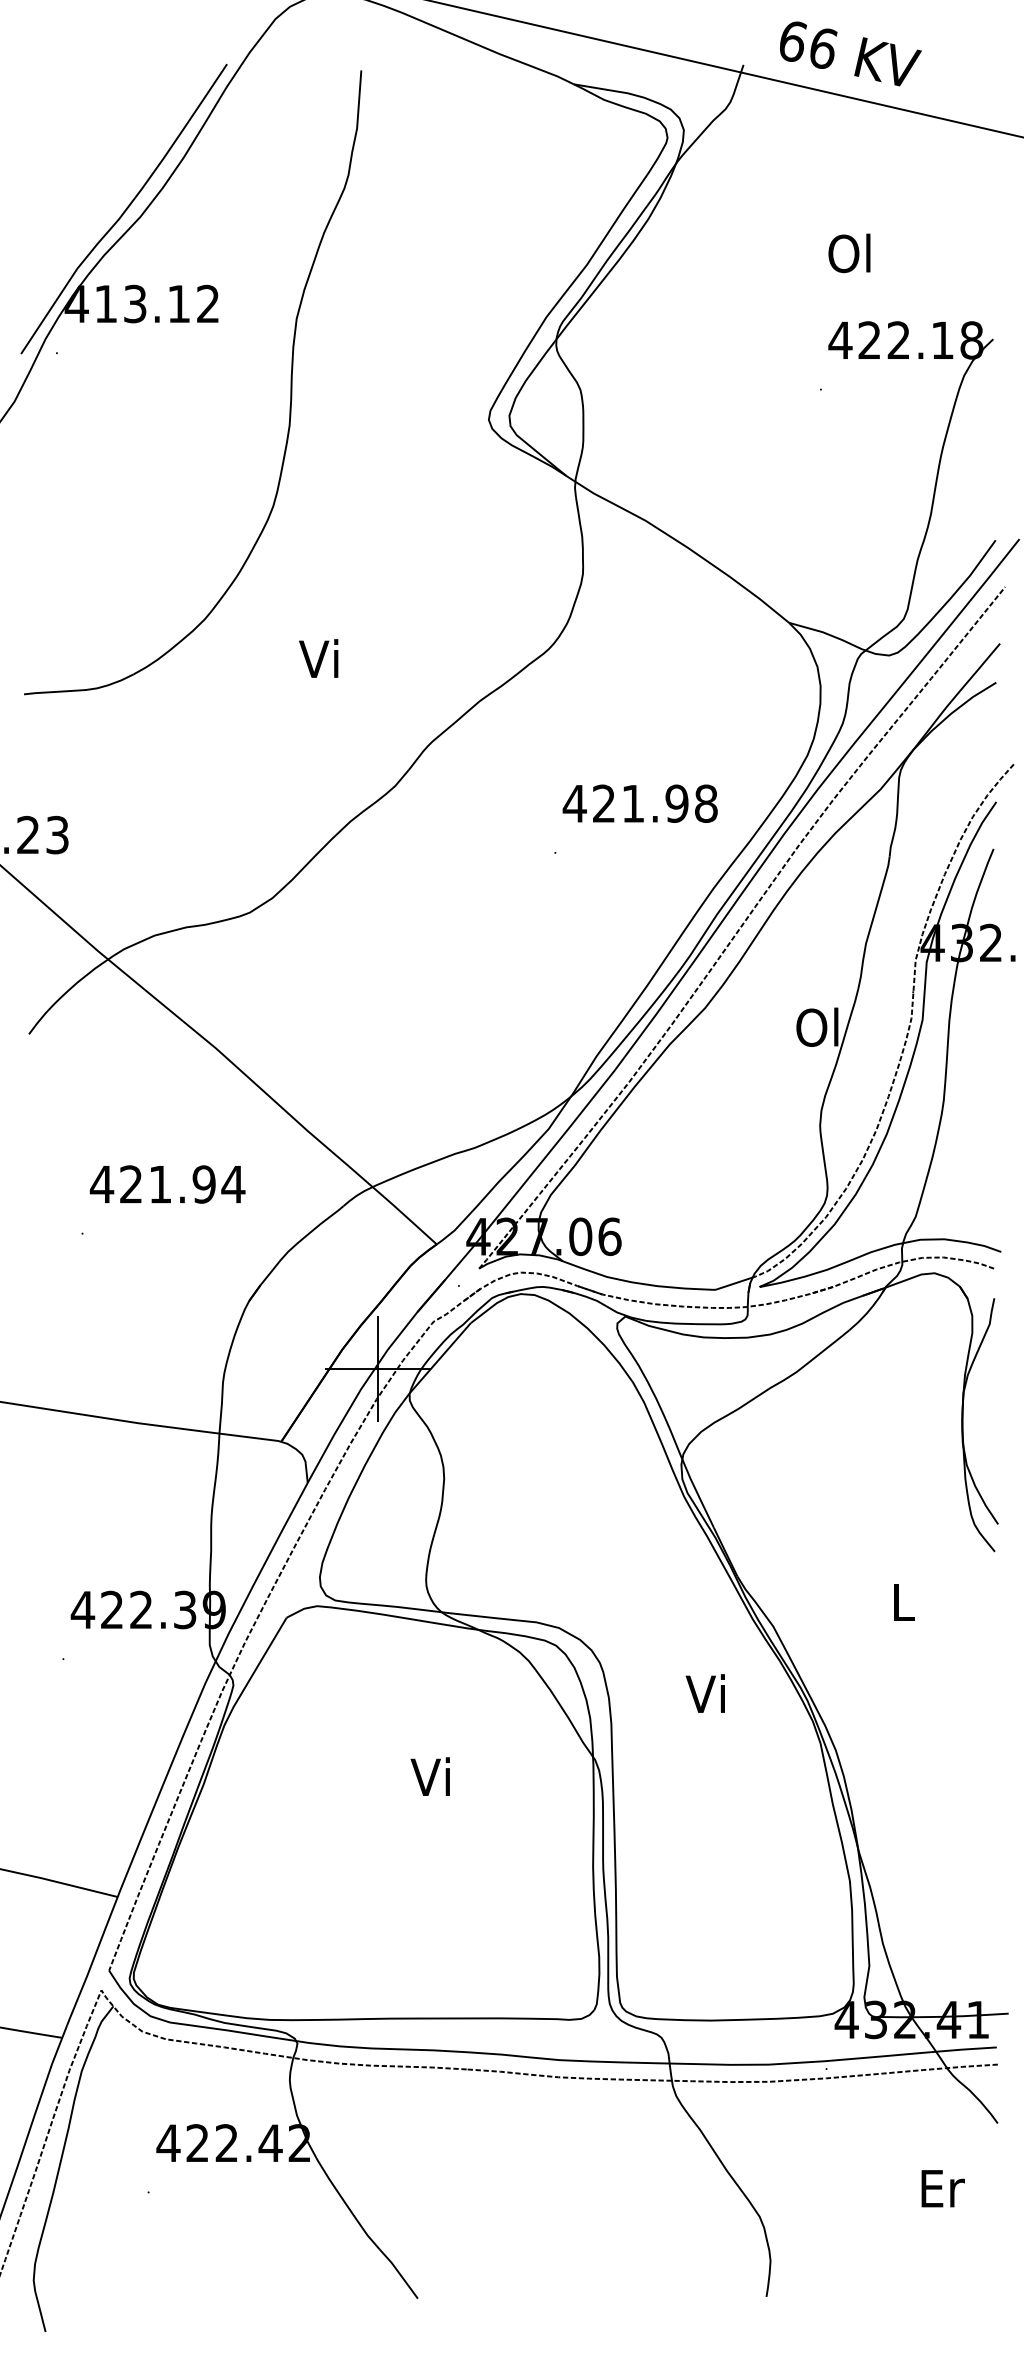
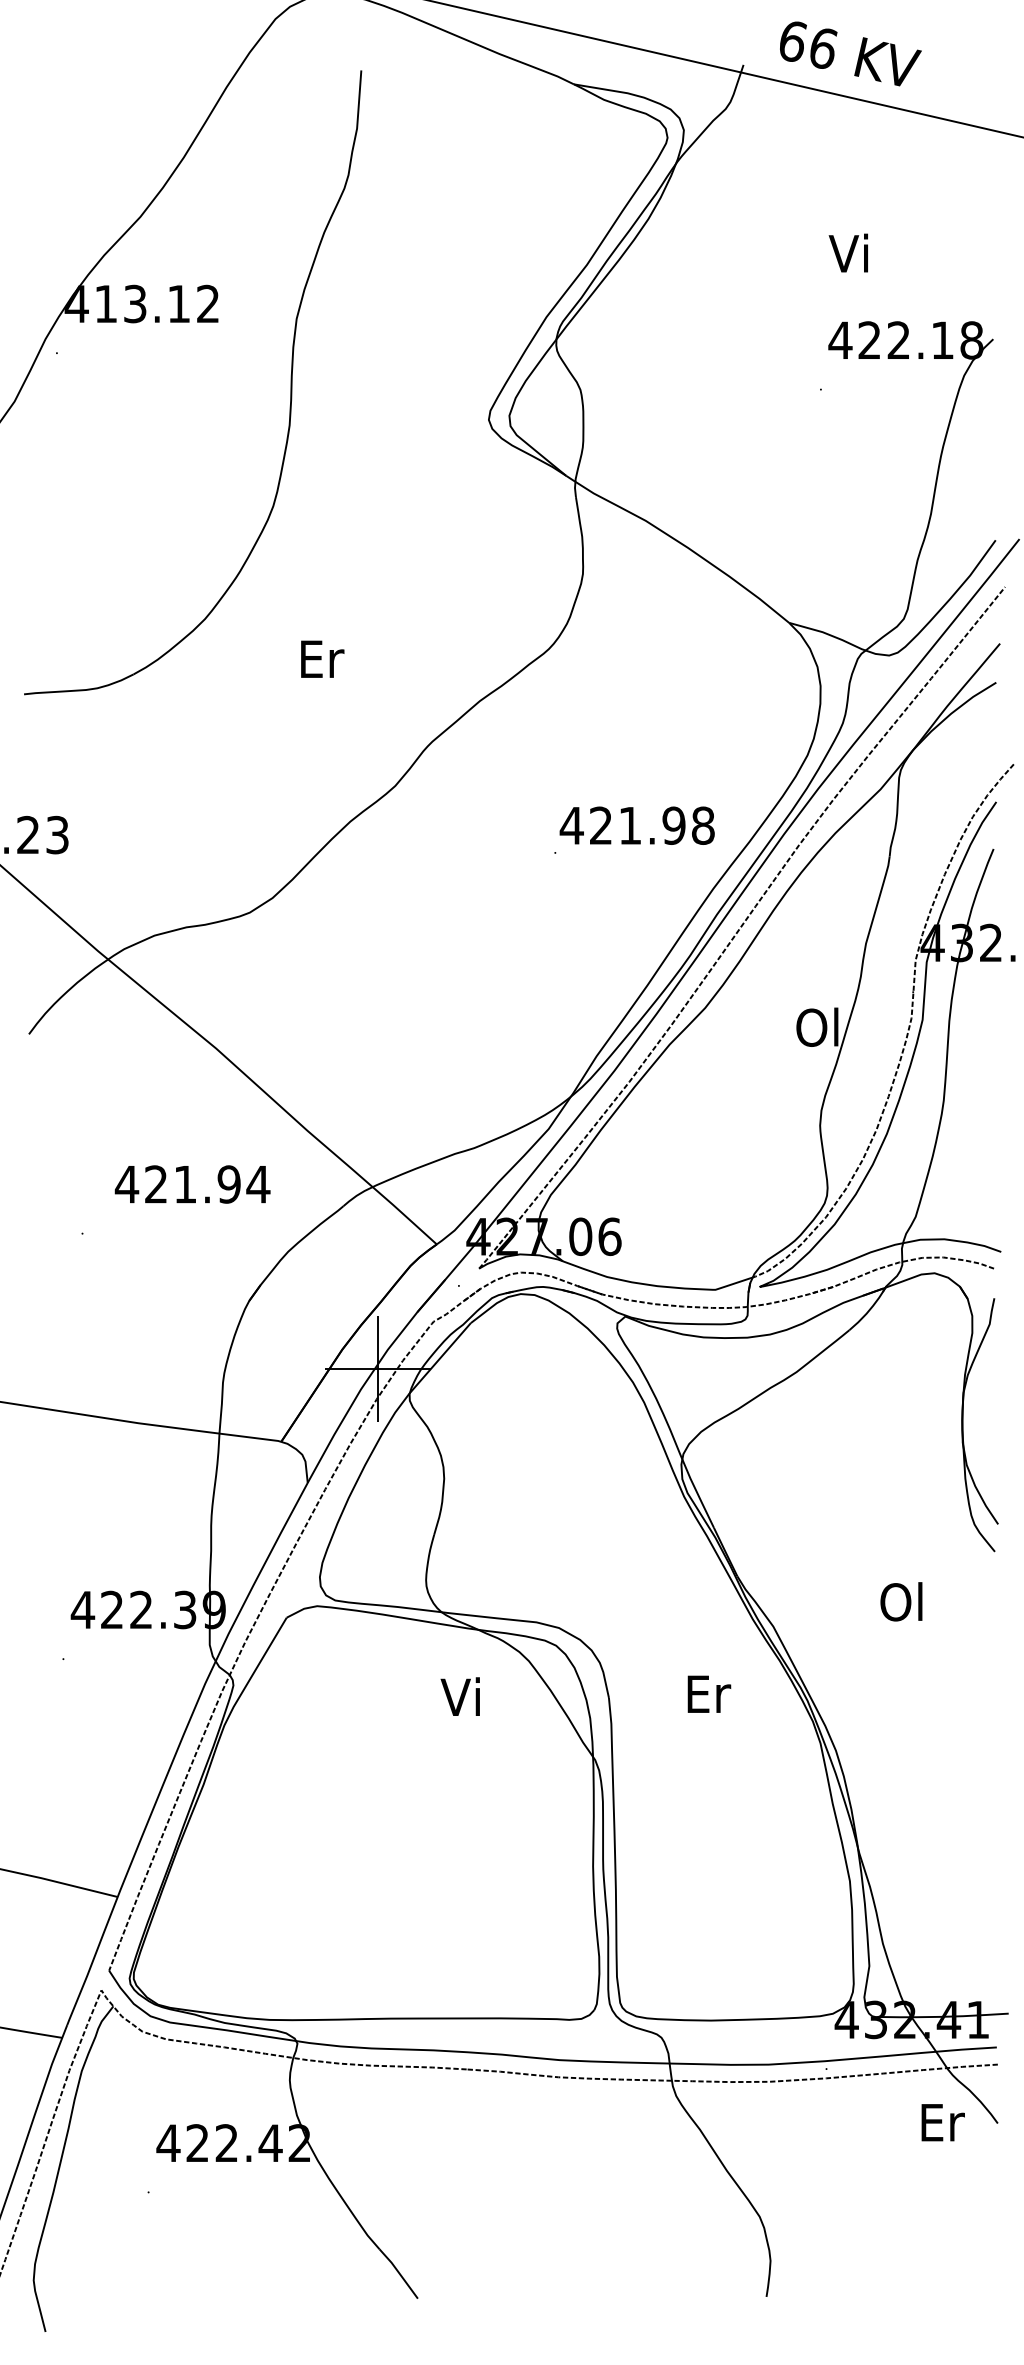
curve: present -> none (125, 209)
text: Ol -> Vi (849, 253)
text: Vi -> Er (321, 658)
text position: (639, 803) -> (636, 825) (636, 825)
text position: (167, 1184) -> (192, 1184) (192, 1184)
text: L -> Ol (901, 1601)
text: Vi -> Er (708, 1693)
text position: (429, 1776) -> (459, 1696) (459, 1696)
text position: (942, 2188) -> (942, 2122) (942, 2122)
